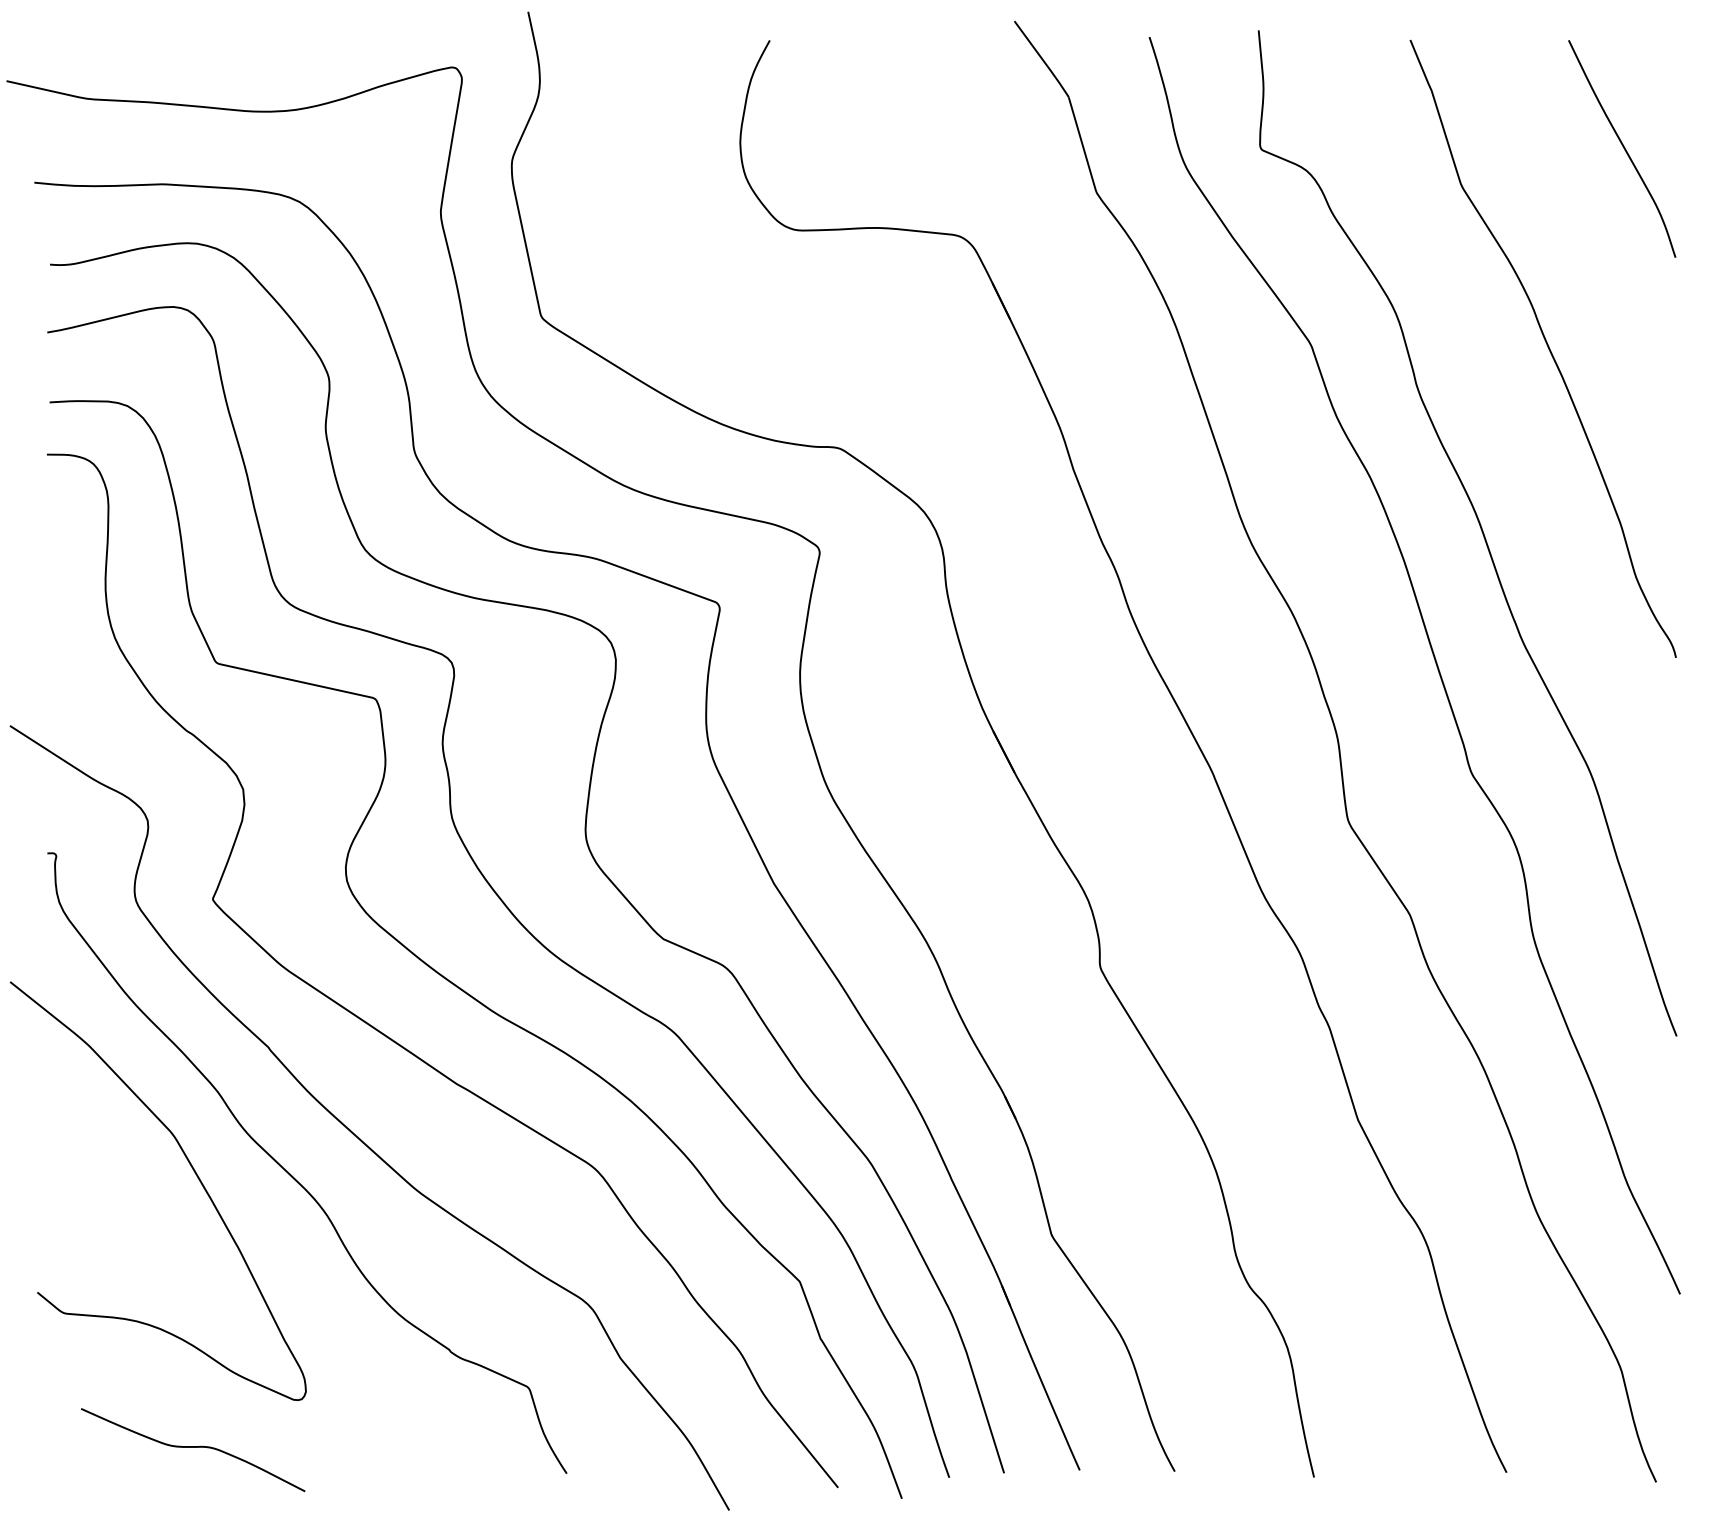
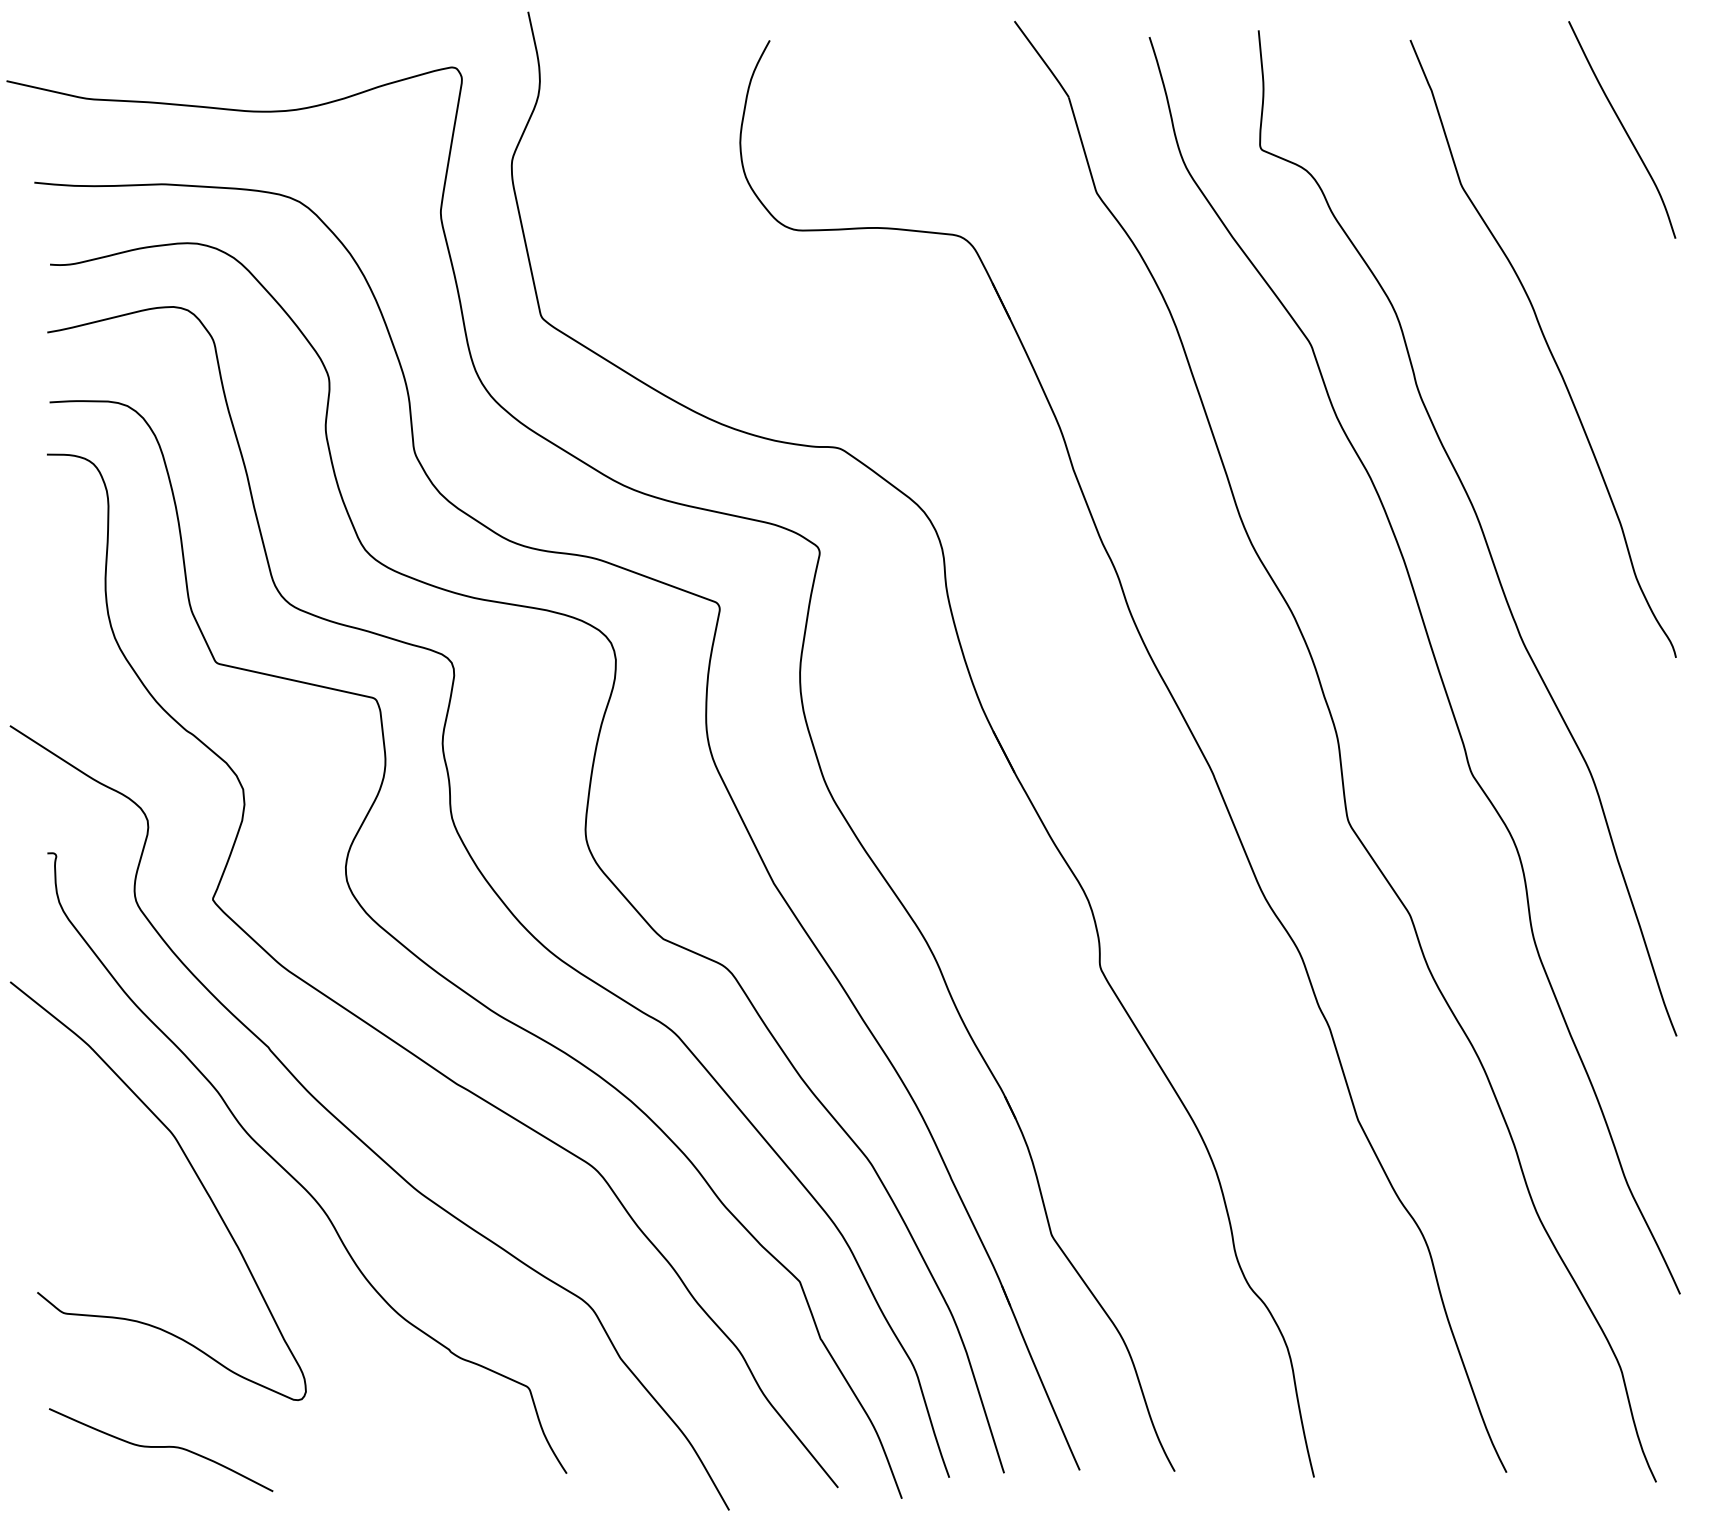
curve position: (1623, 148) -> (1623, 129) (1623, 129)
curve position: (193, 1447) -> (161, 1447) (161, 1447)
